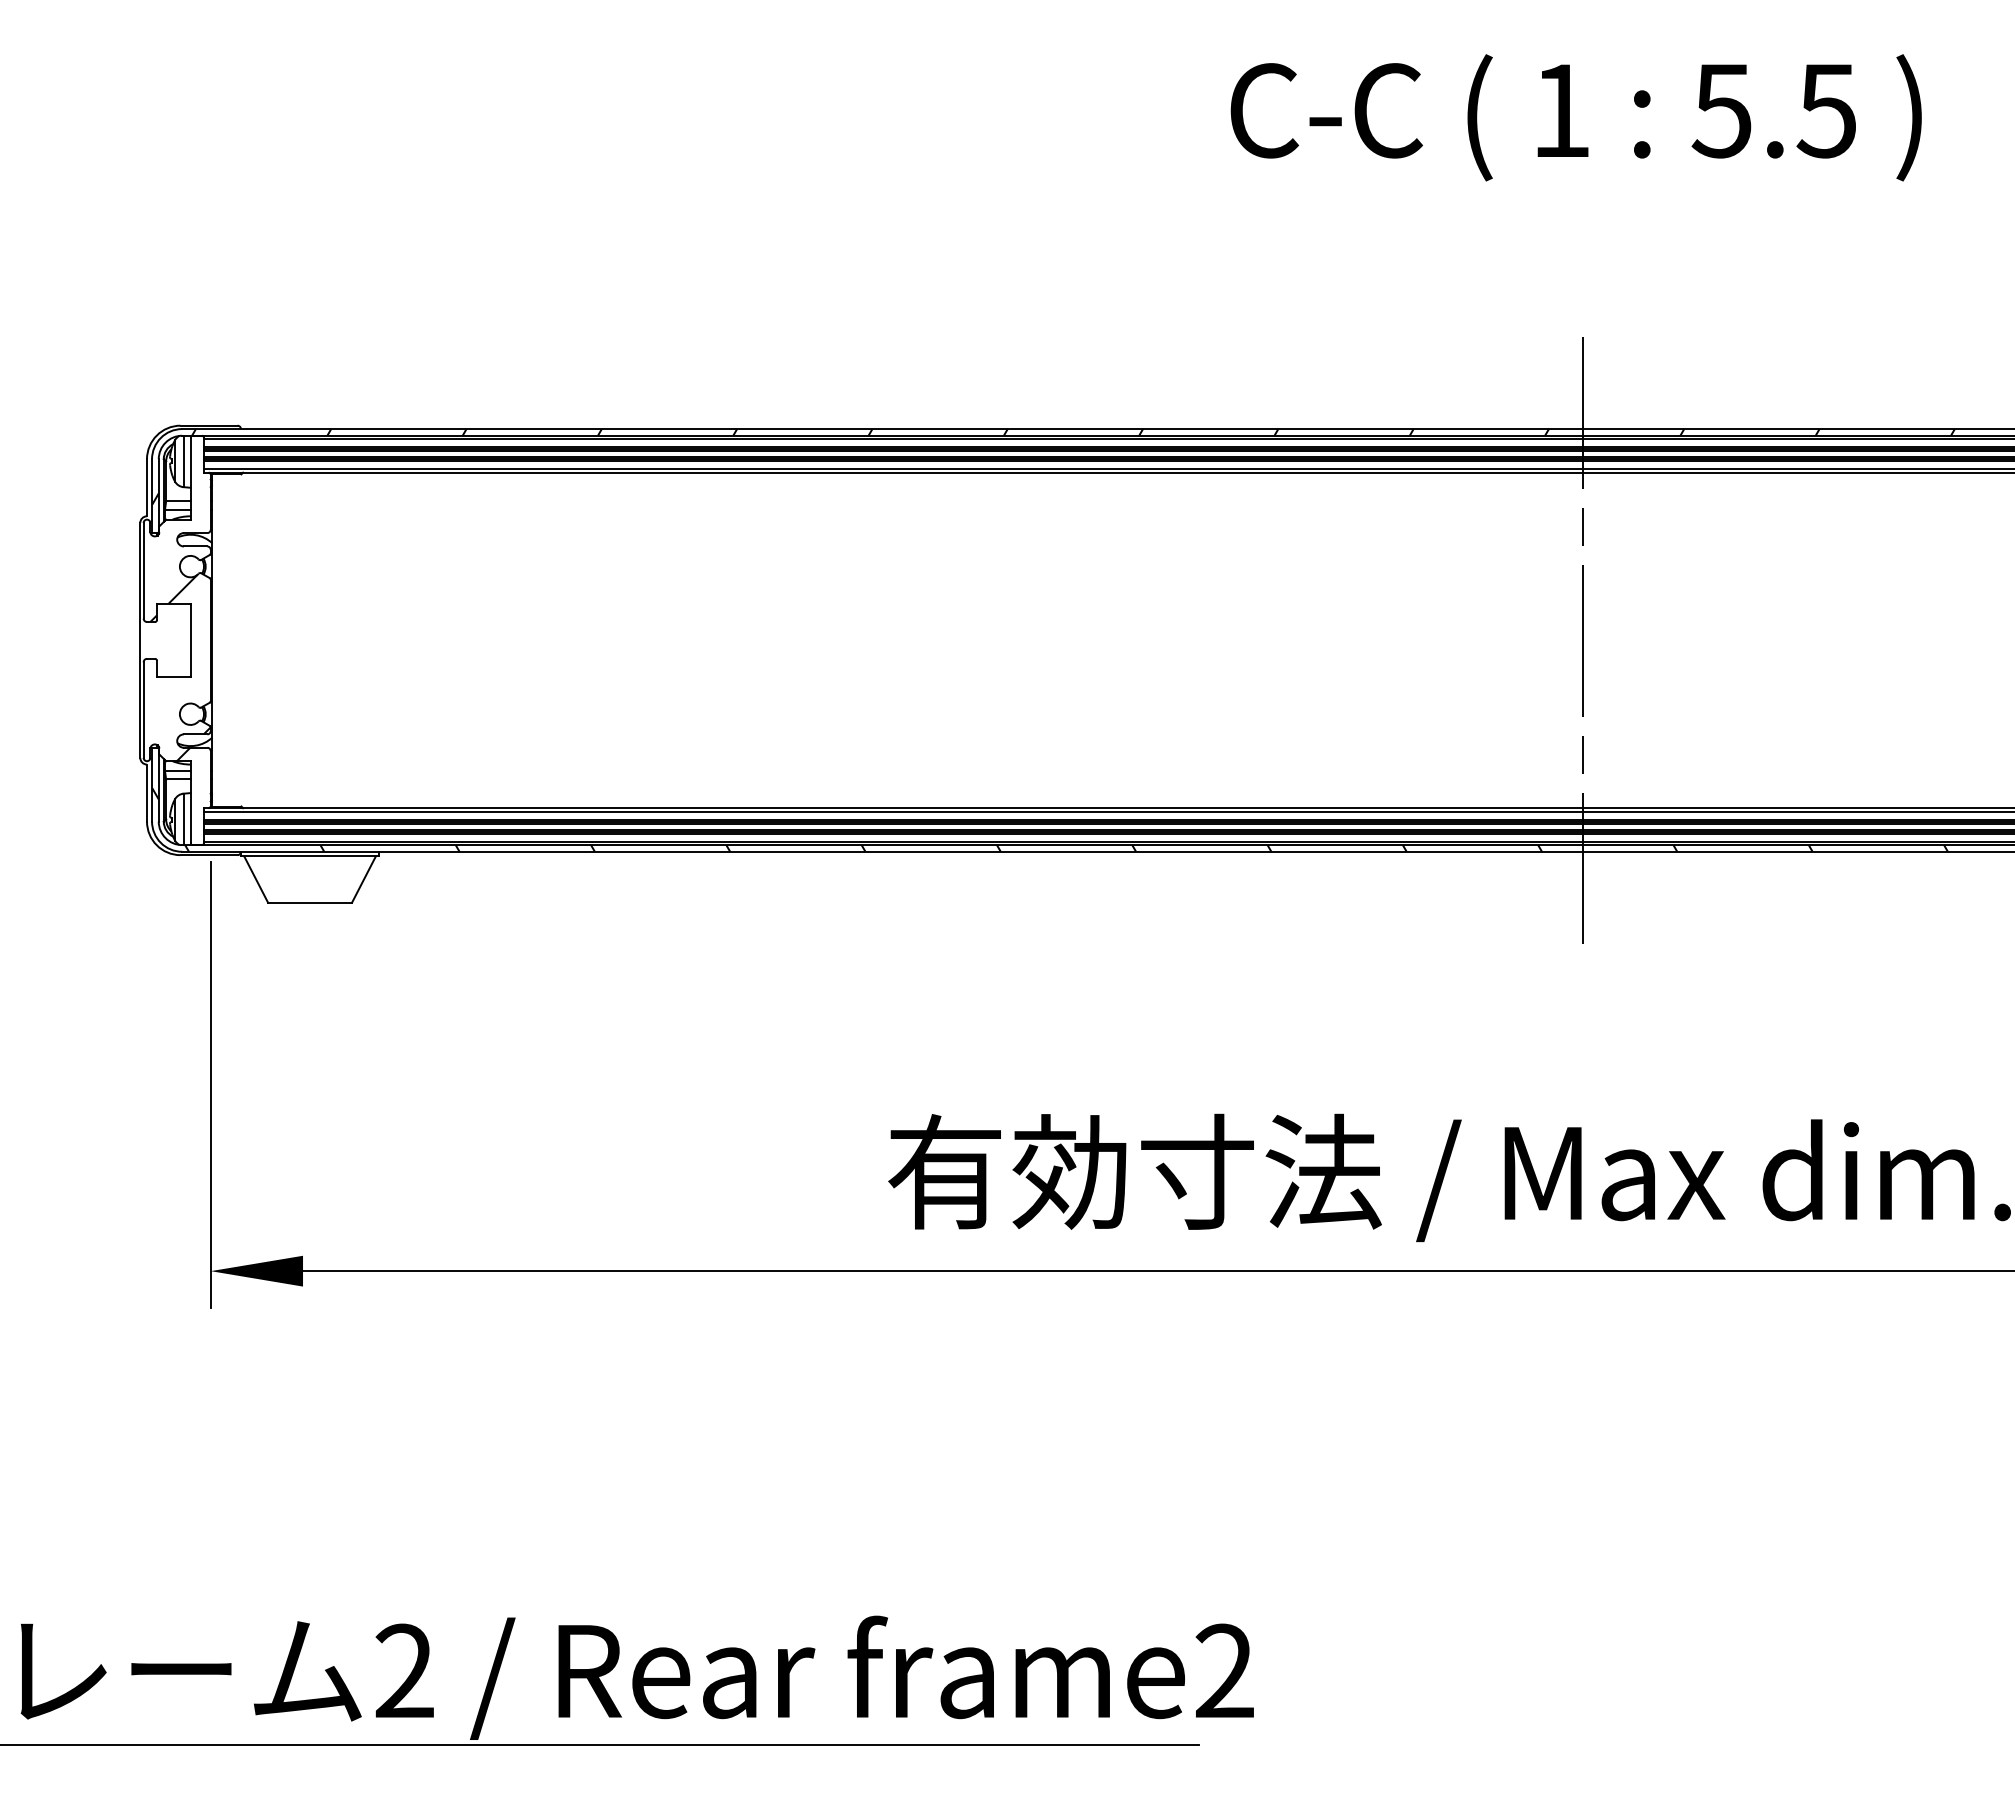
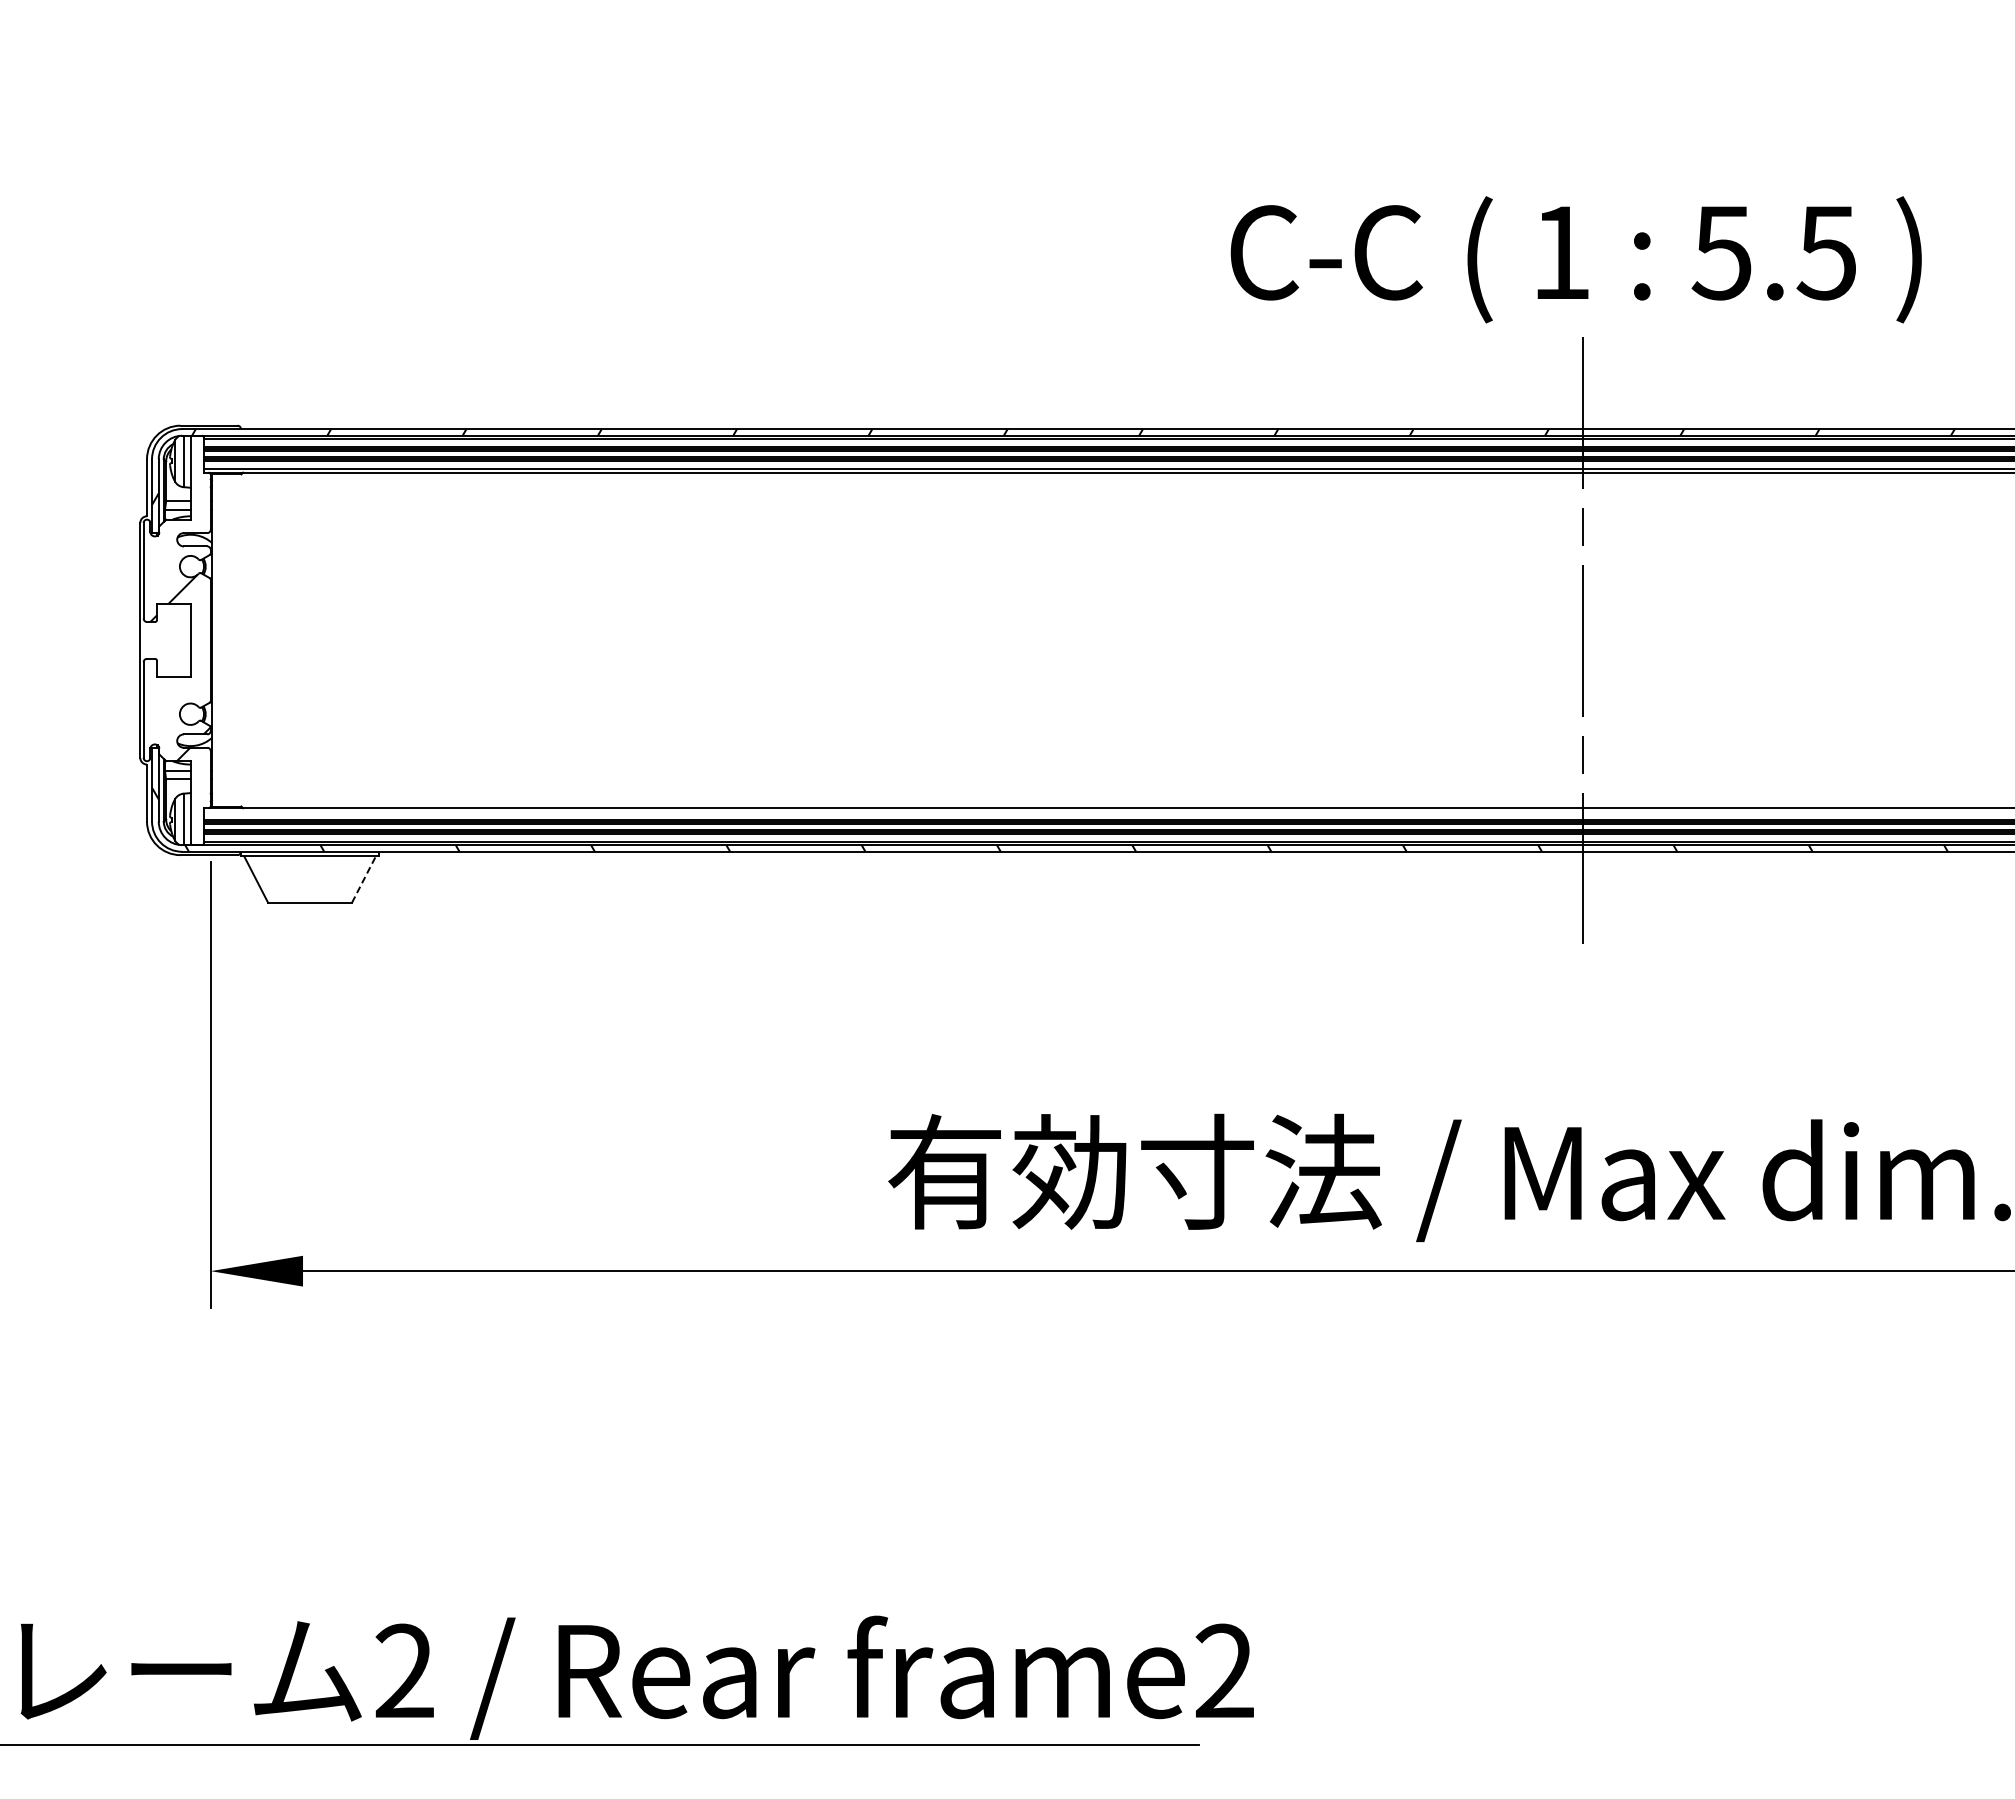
text position: (1575, 117) -> (1575, 259) (1575, 259)
line: present -> none (1107, 811)
line: solid -> dashed (364, 879)
